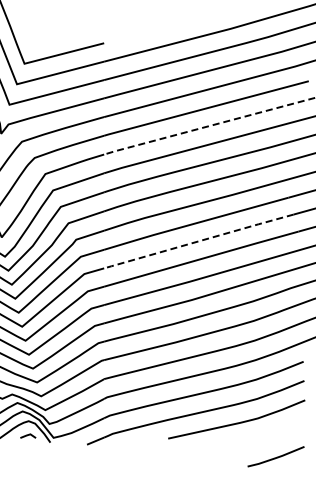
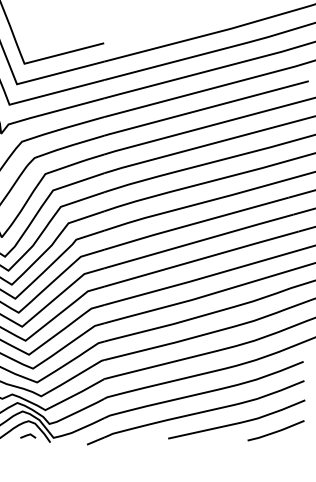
line: dashed -> solid (208, 126)
line: dashed -> solid (198, 241)
line position: (275, 457) -> (275, 431) (275, 431)
